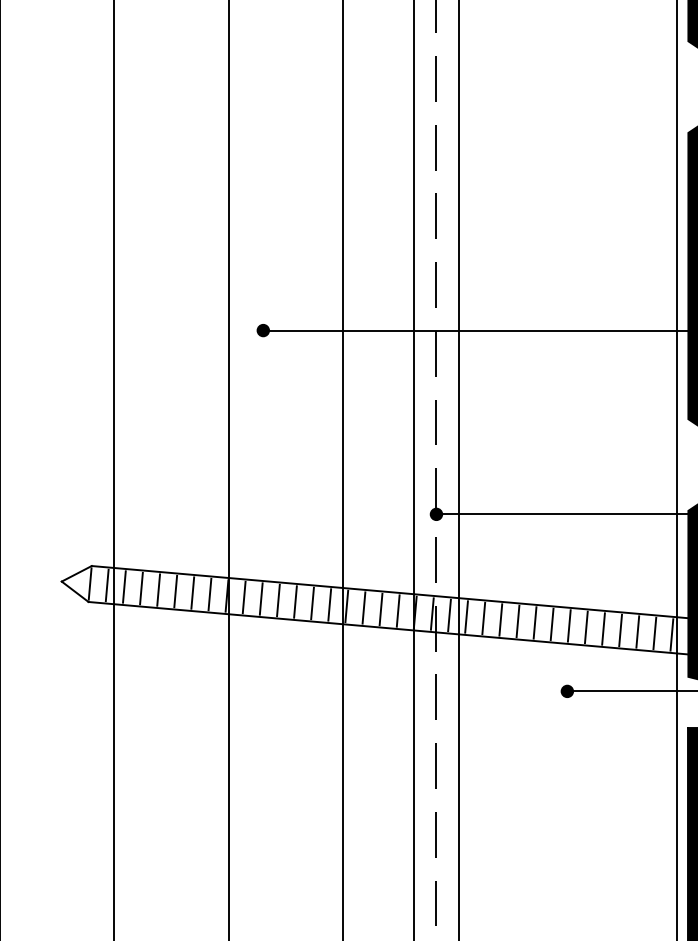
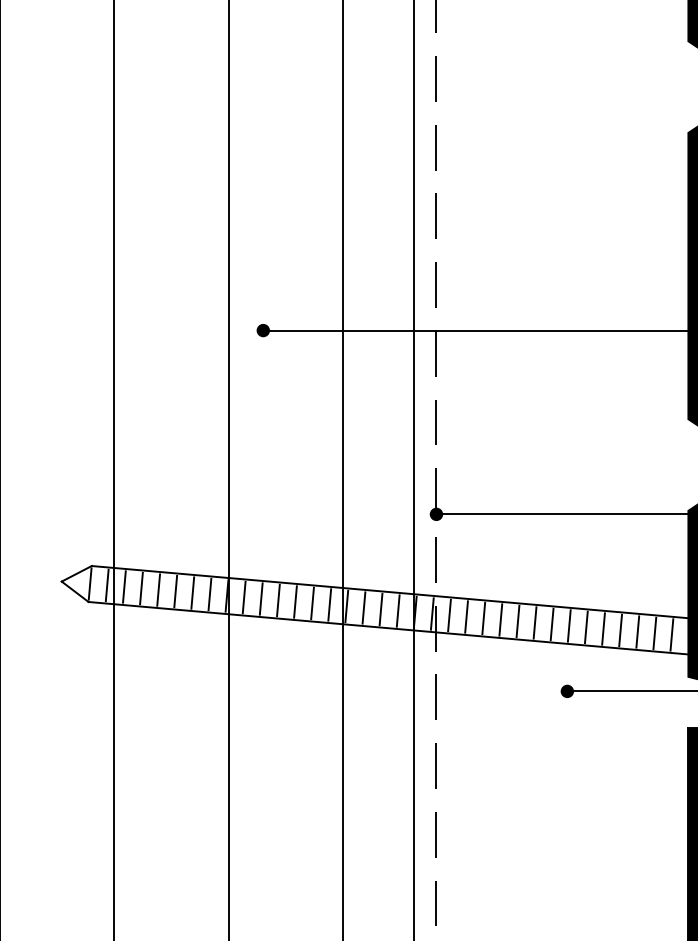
line: present -> none (459, 469)
line: present -> none (676, 469)
